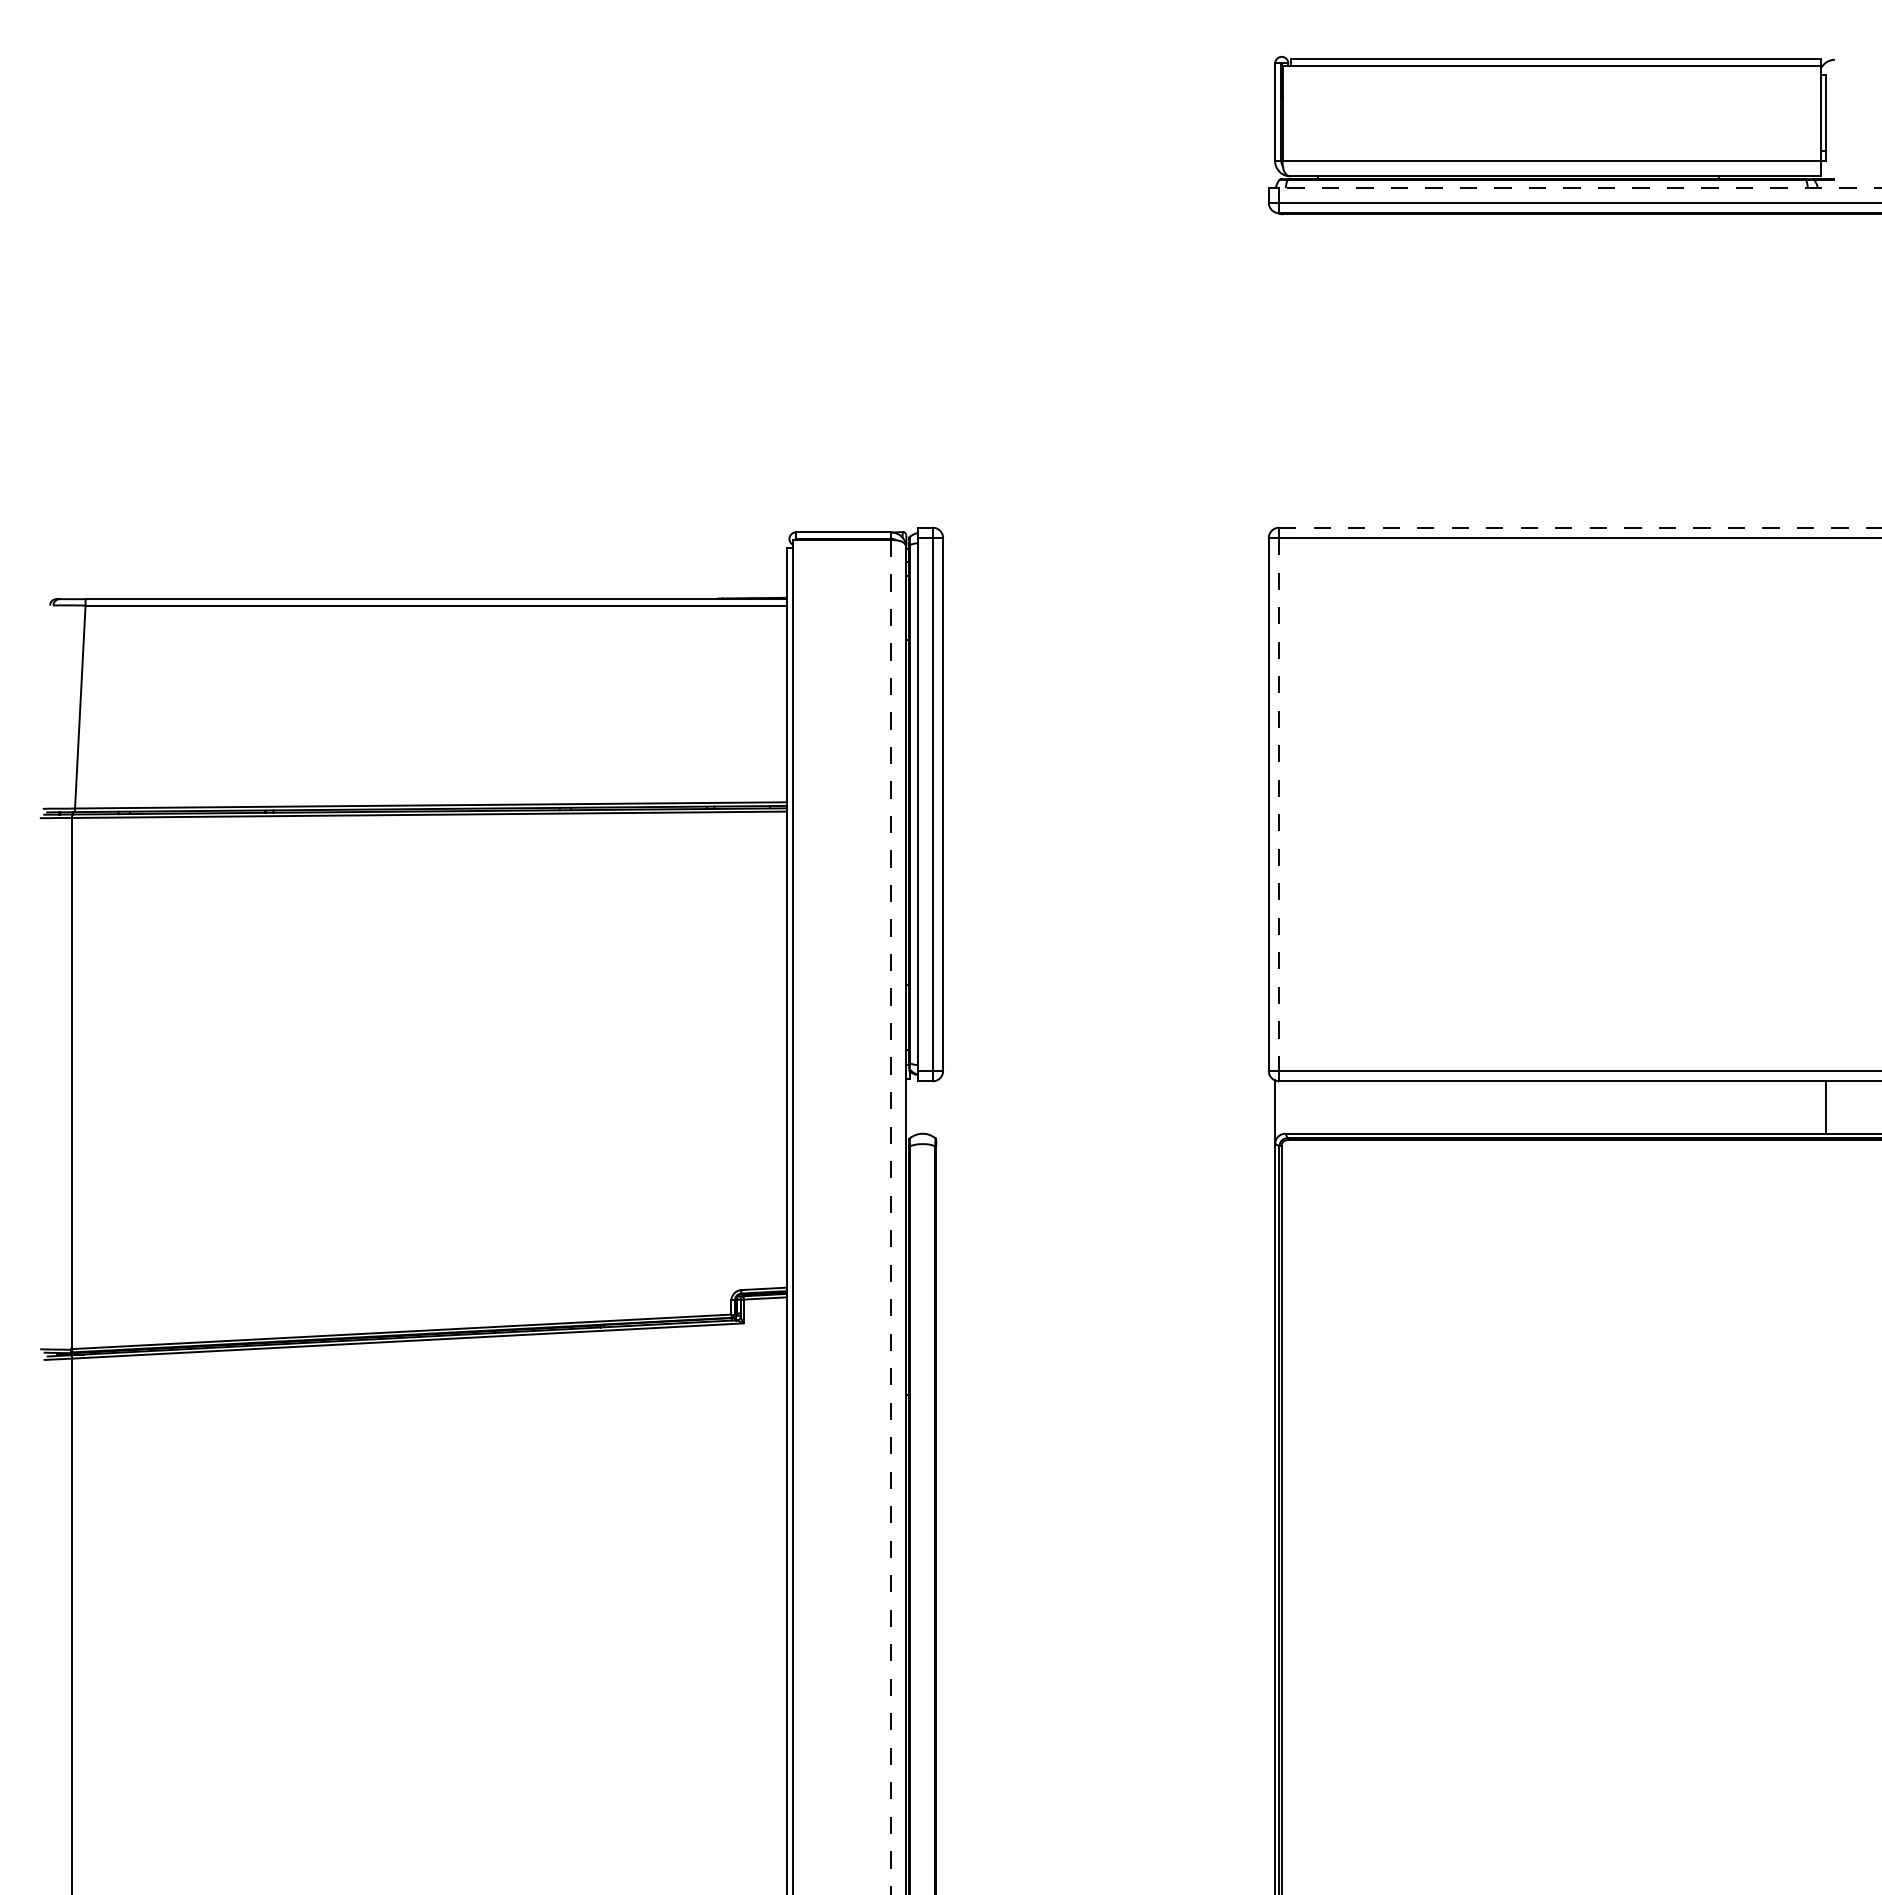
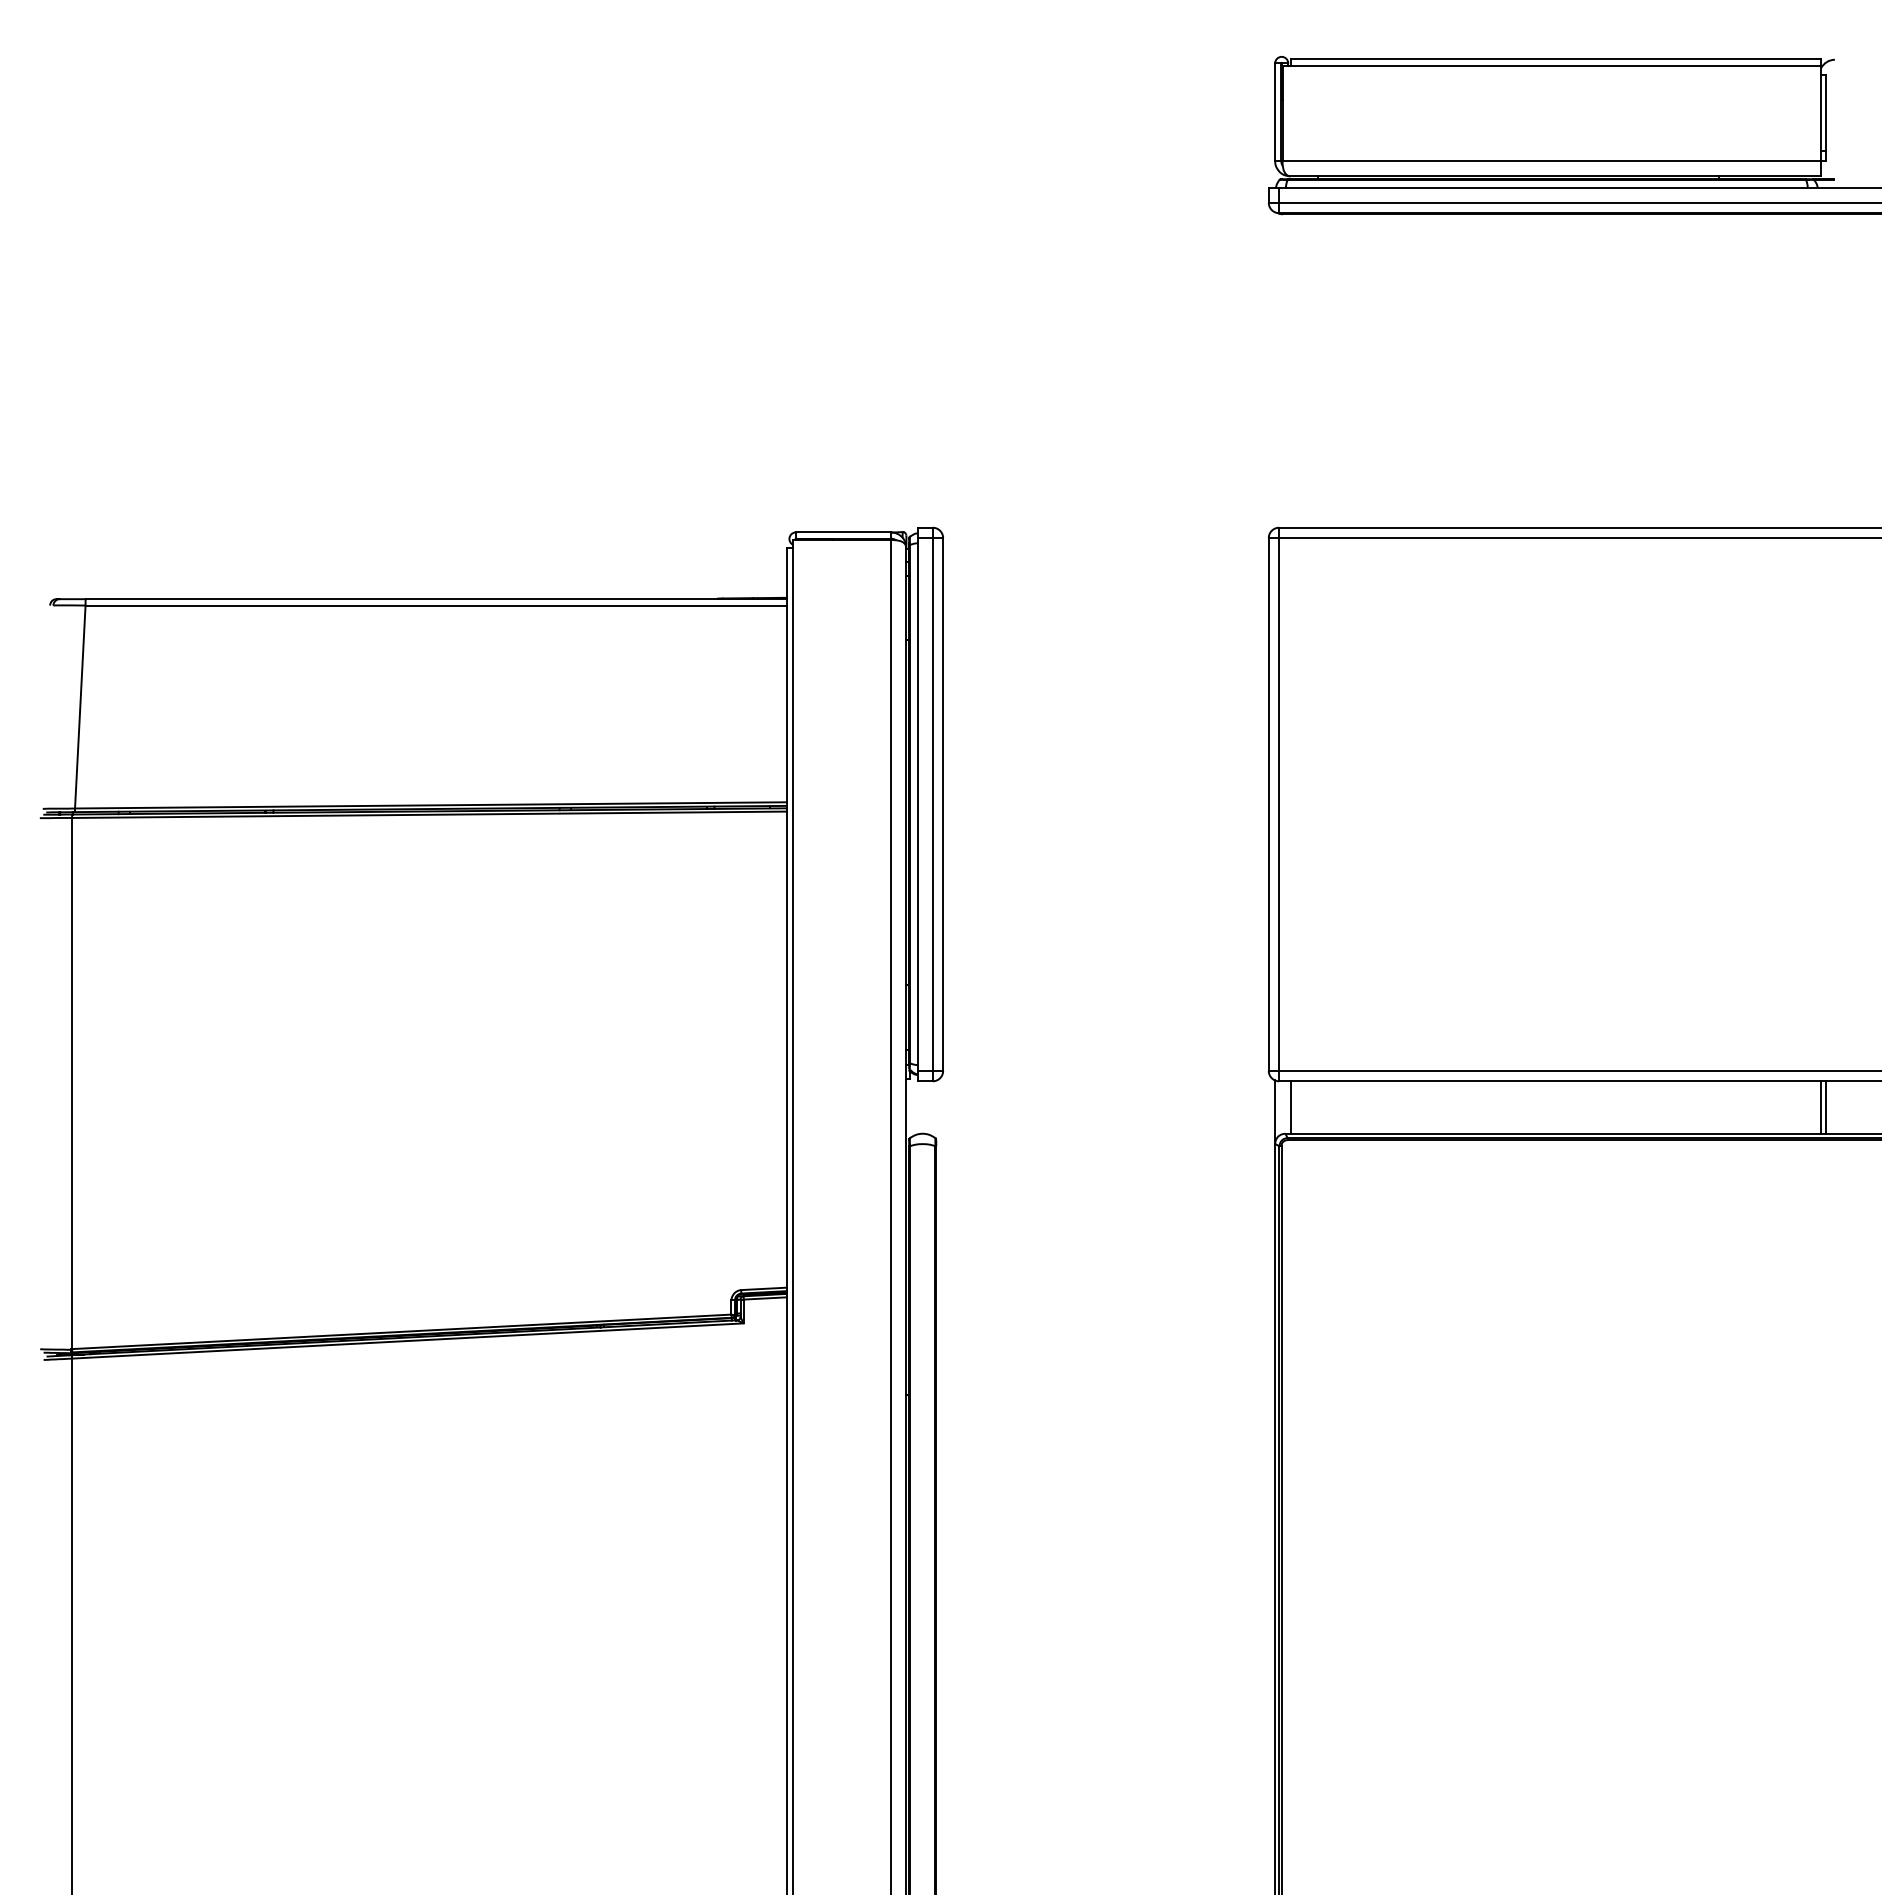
line: dashed -> solid (1580, 187)
line: dashed -> solid (1580, 527)
line: dashed -> solid (1279, 805)
line: none -> present (1290, 1107)
line: none -> present (1821, 1107)
line: dashed -> solid (891, 1217)
